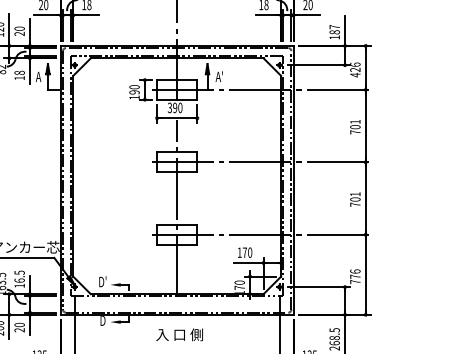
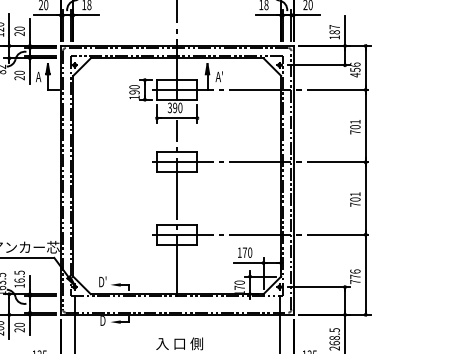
text: 426 -> 456 (355, 69)
text: 18 -> 20 (19, 75)
text position: (179, 334) -> (179, 343) (179, 343)
